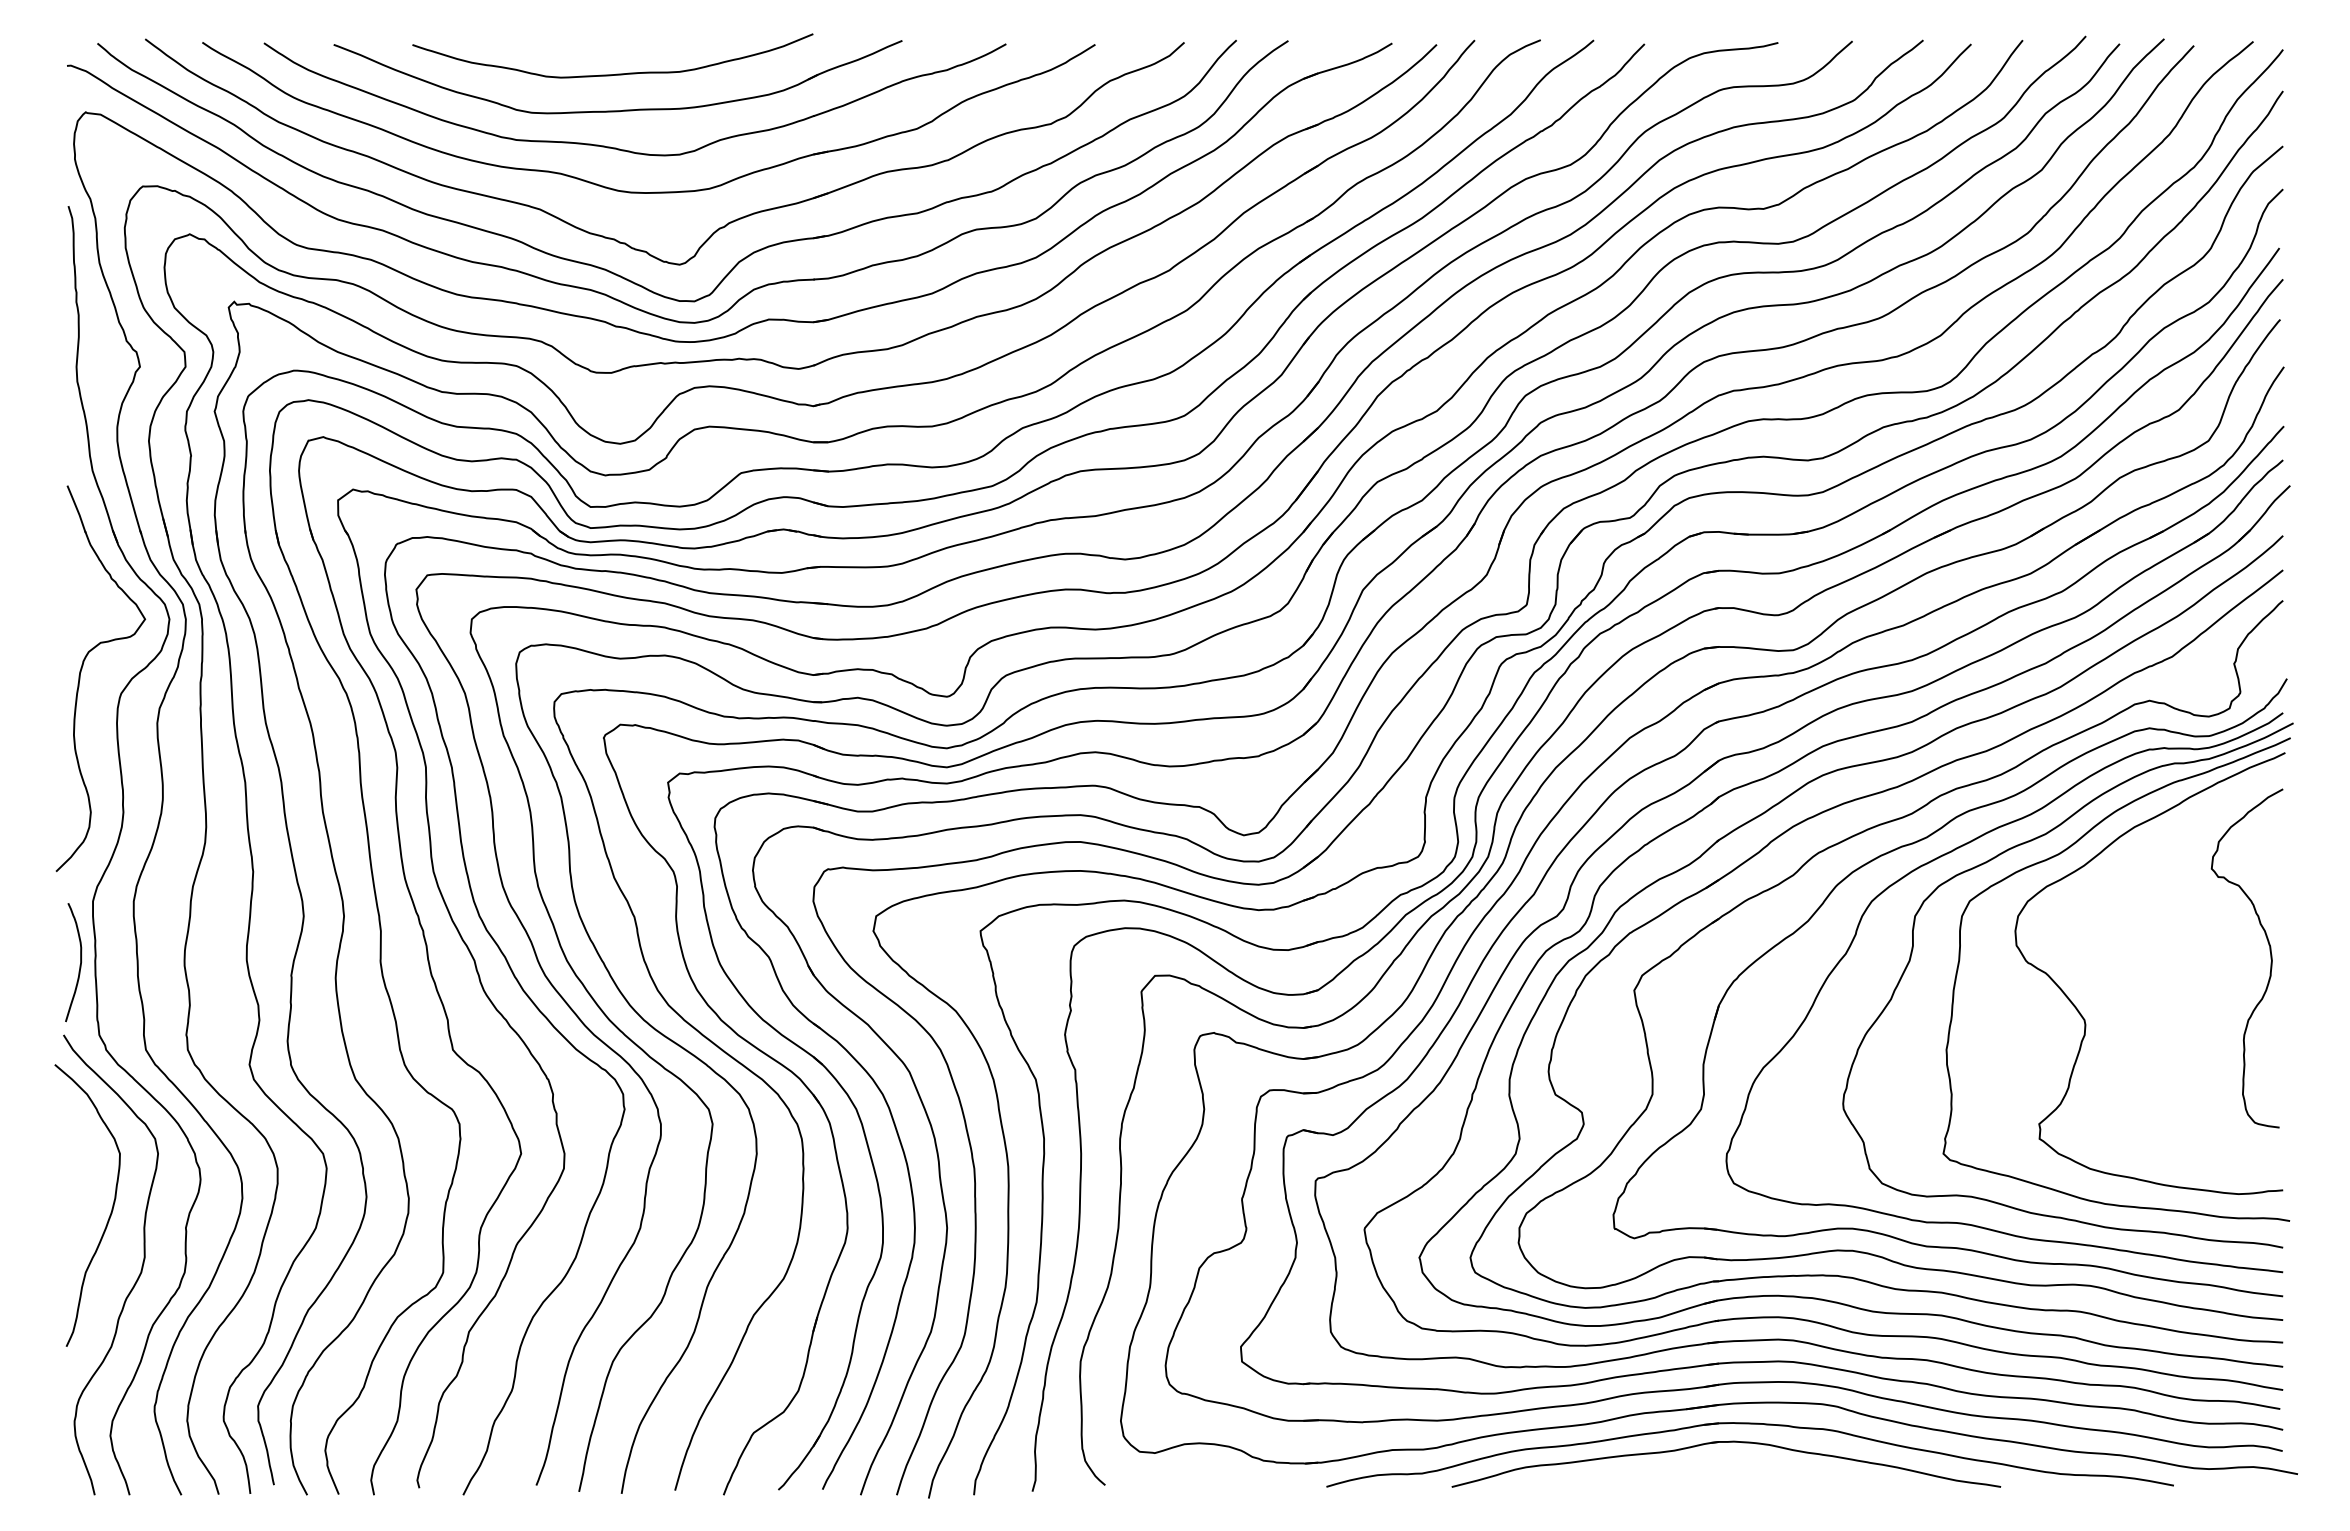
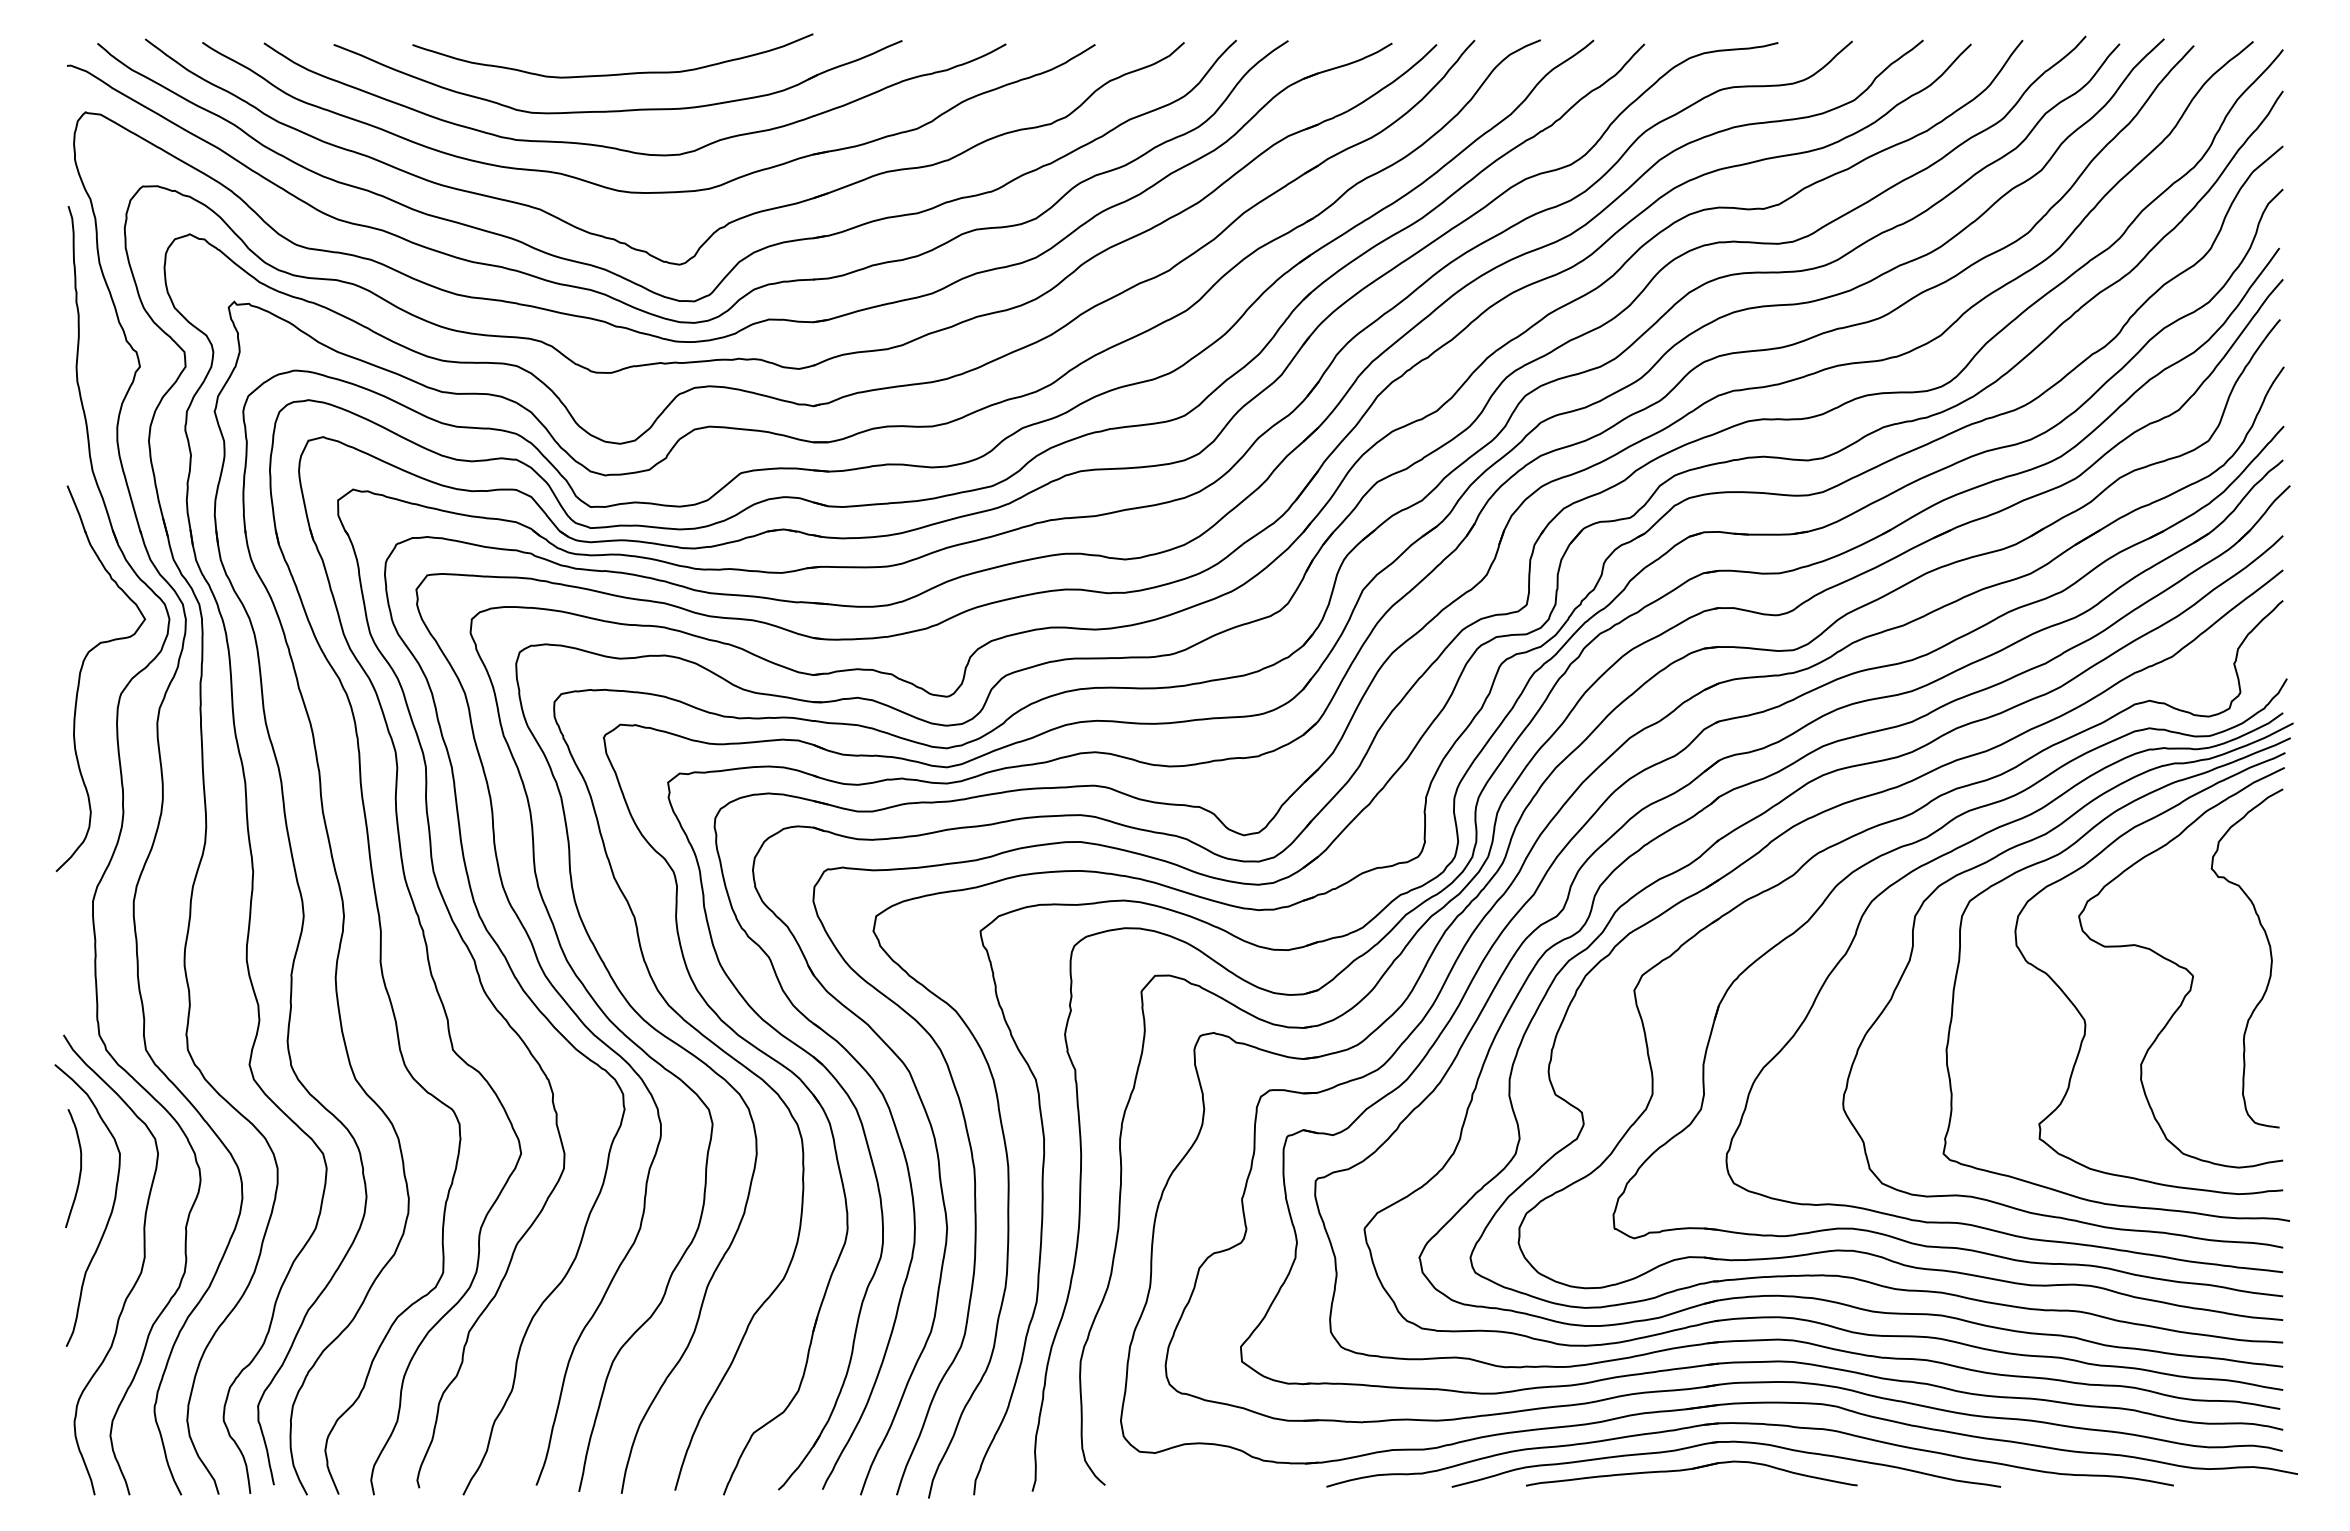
curve position: (79, 965) -> (79, 1171) (79, 1171)
curve: none -> present (2181, 967)
part: none -> present (1691, 1473)
